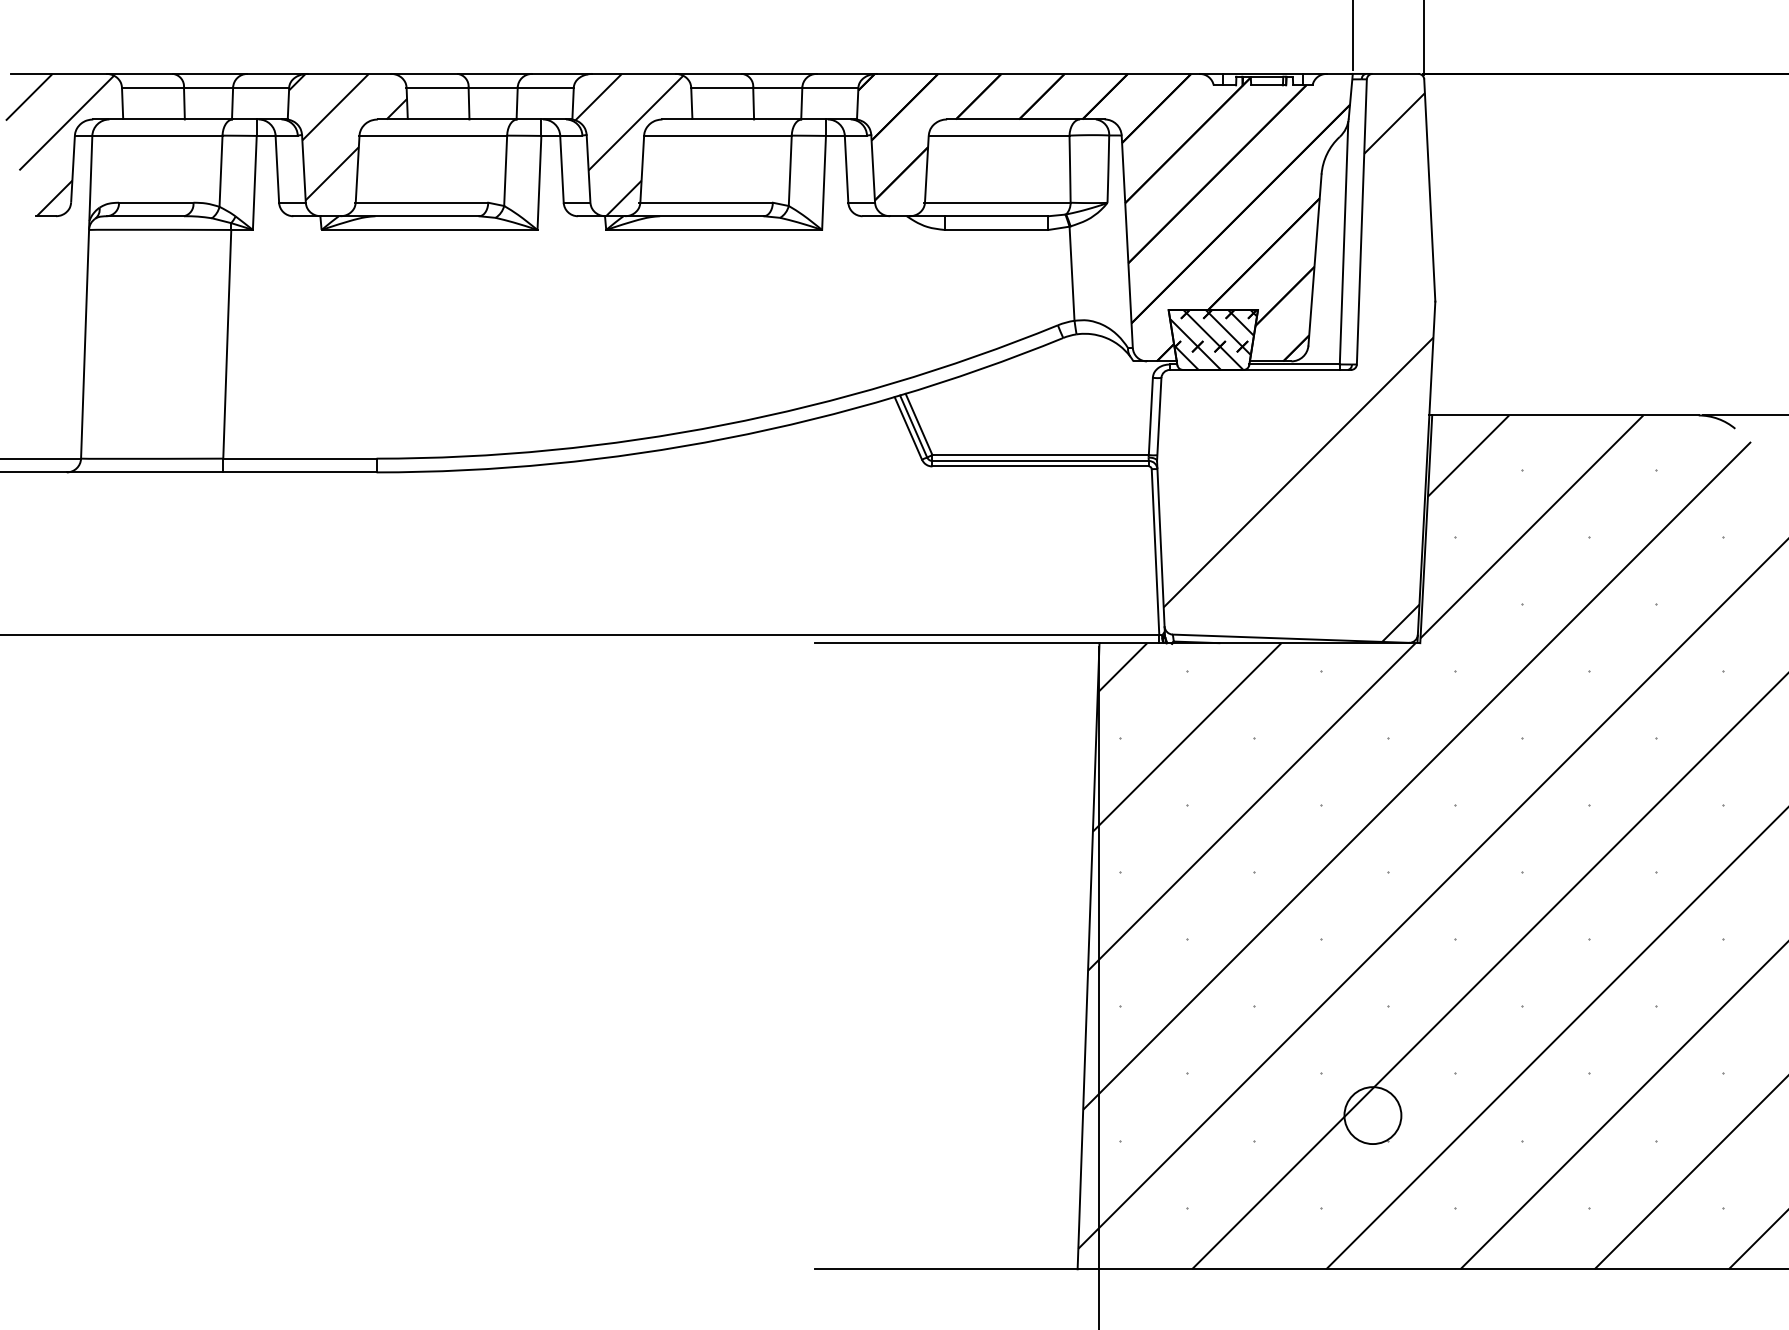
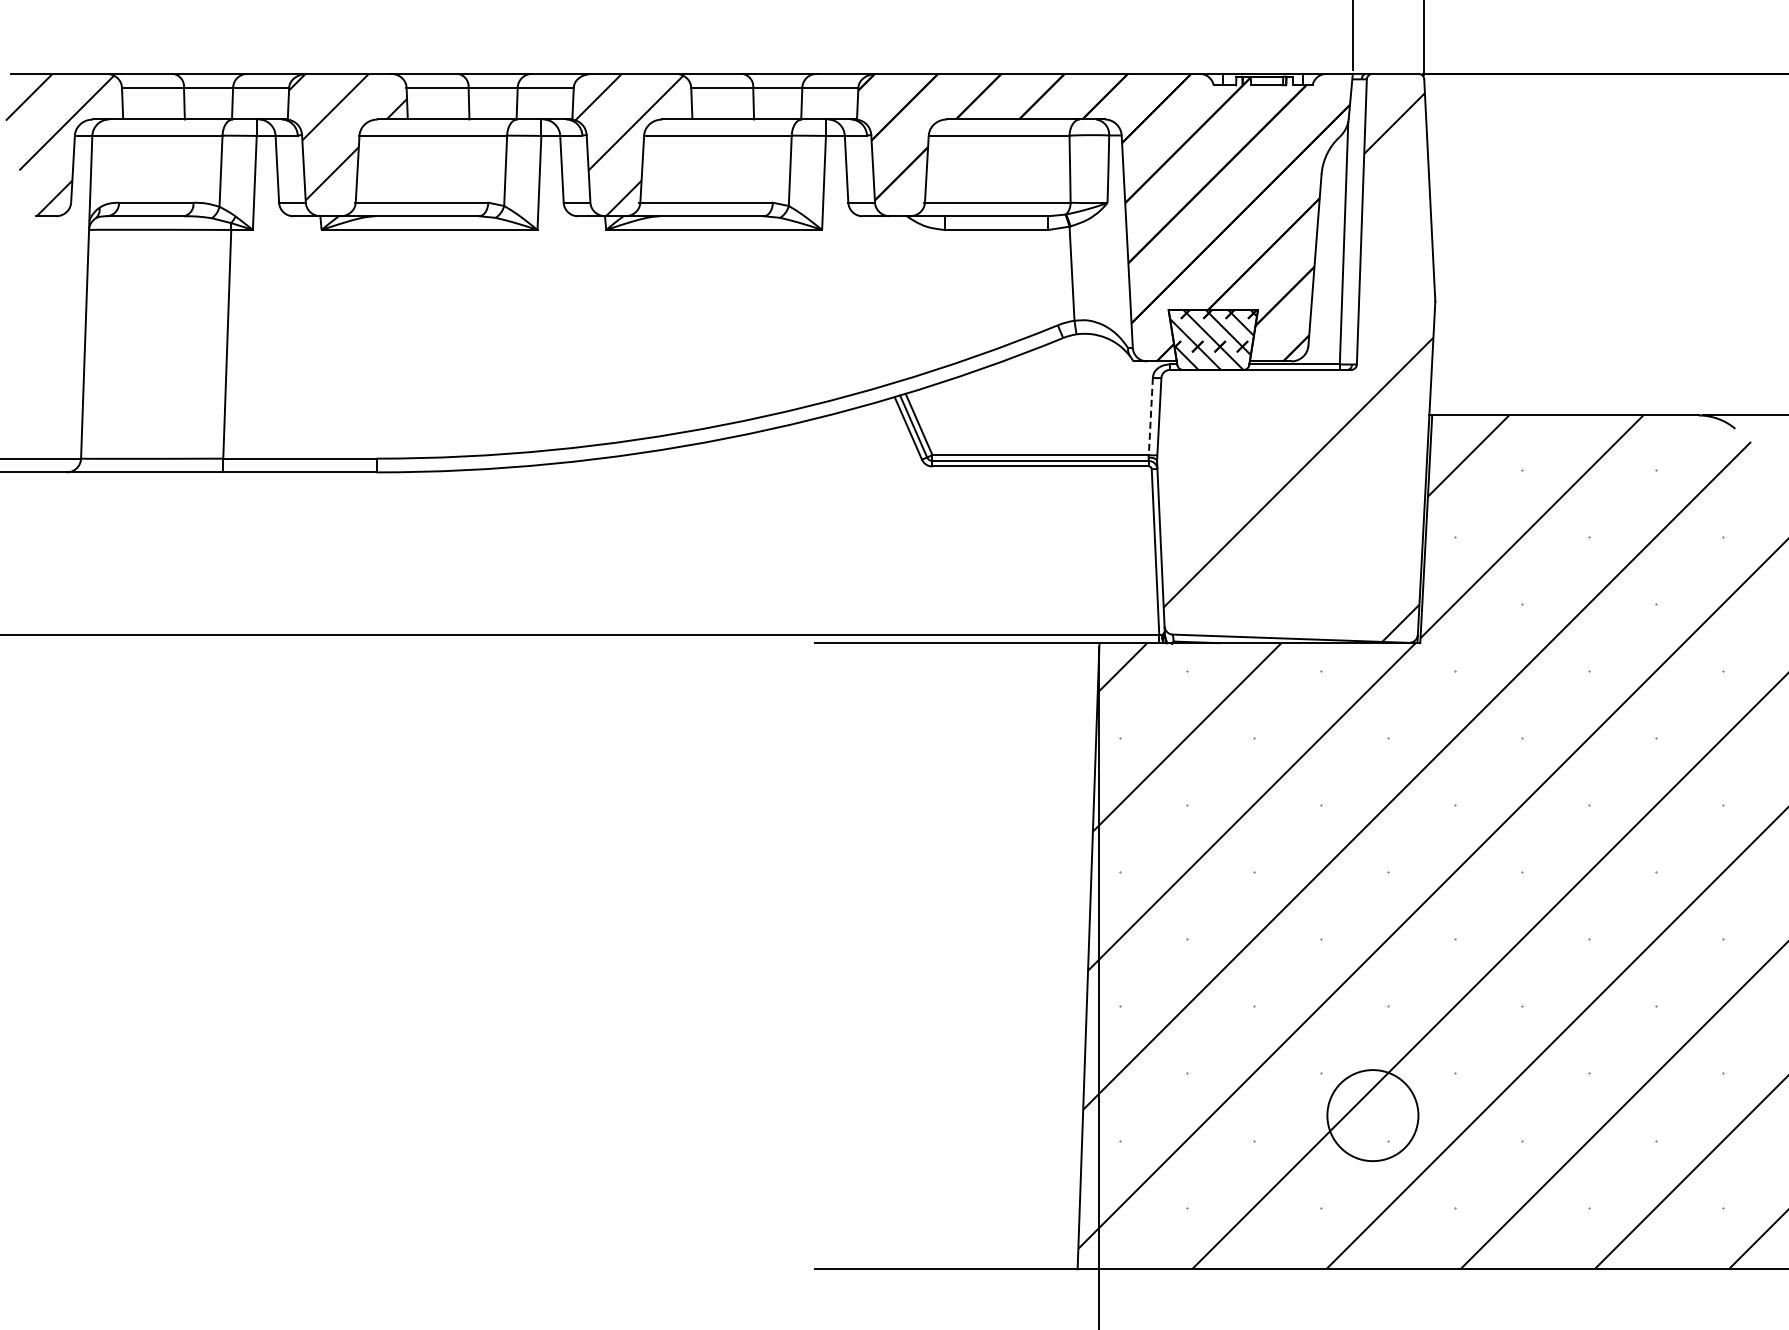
line: solid -> dashed (1150, 416)
circle diameter: 57 px -> 91 px (1372, 1115)
